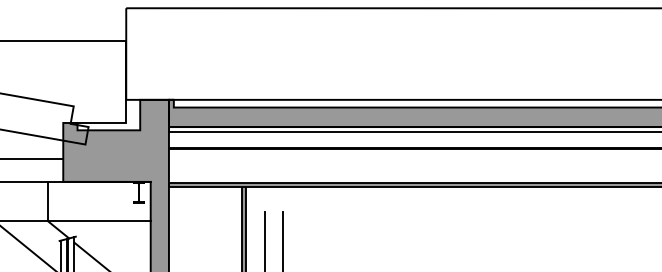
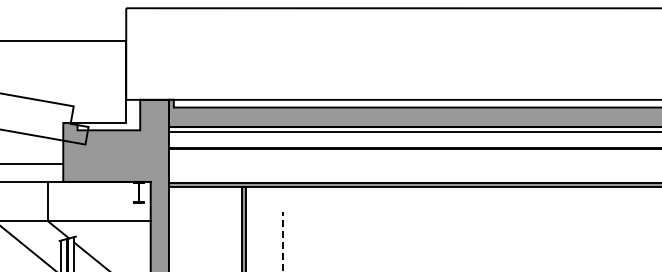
line position: (32, 158) -> (32, 163) (32, 163)
line: present -> none (264, 239)
line: solid -> dashed (283, 241)
